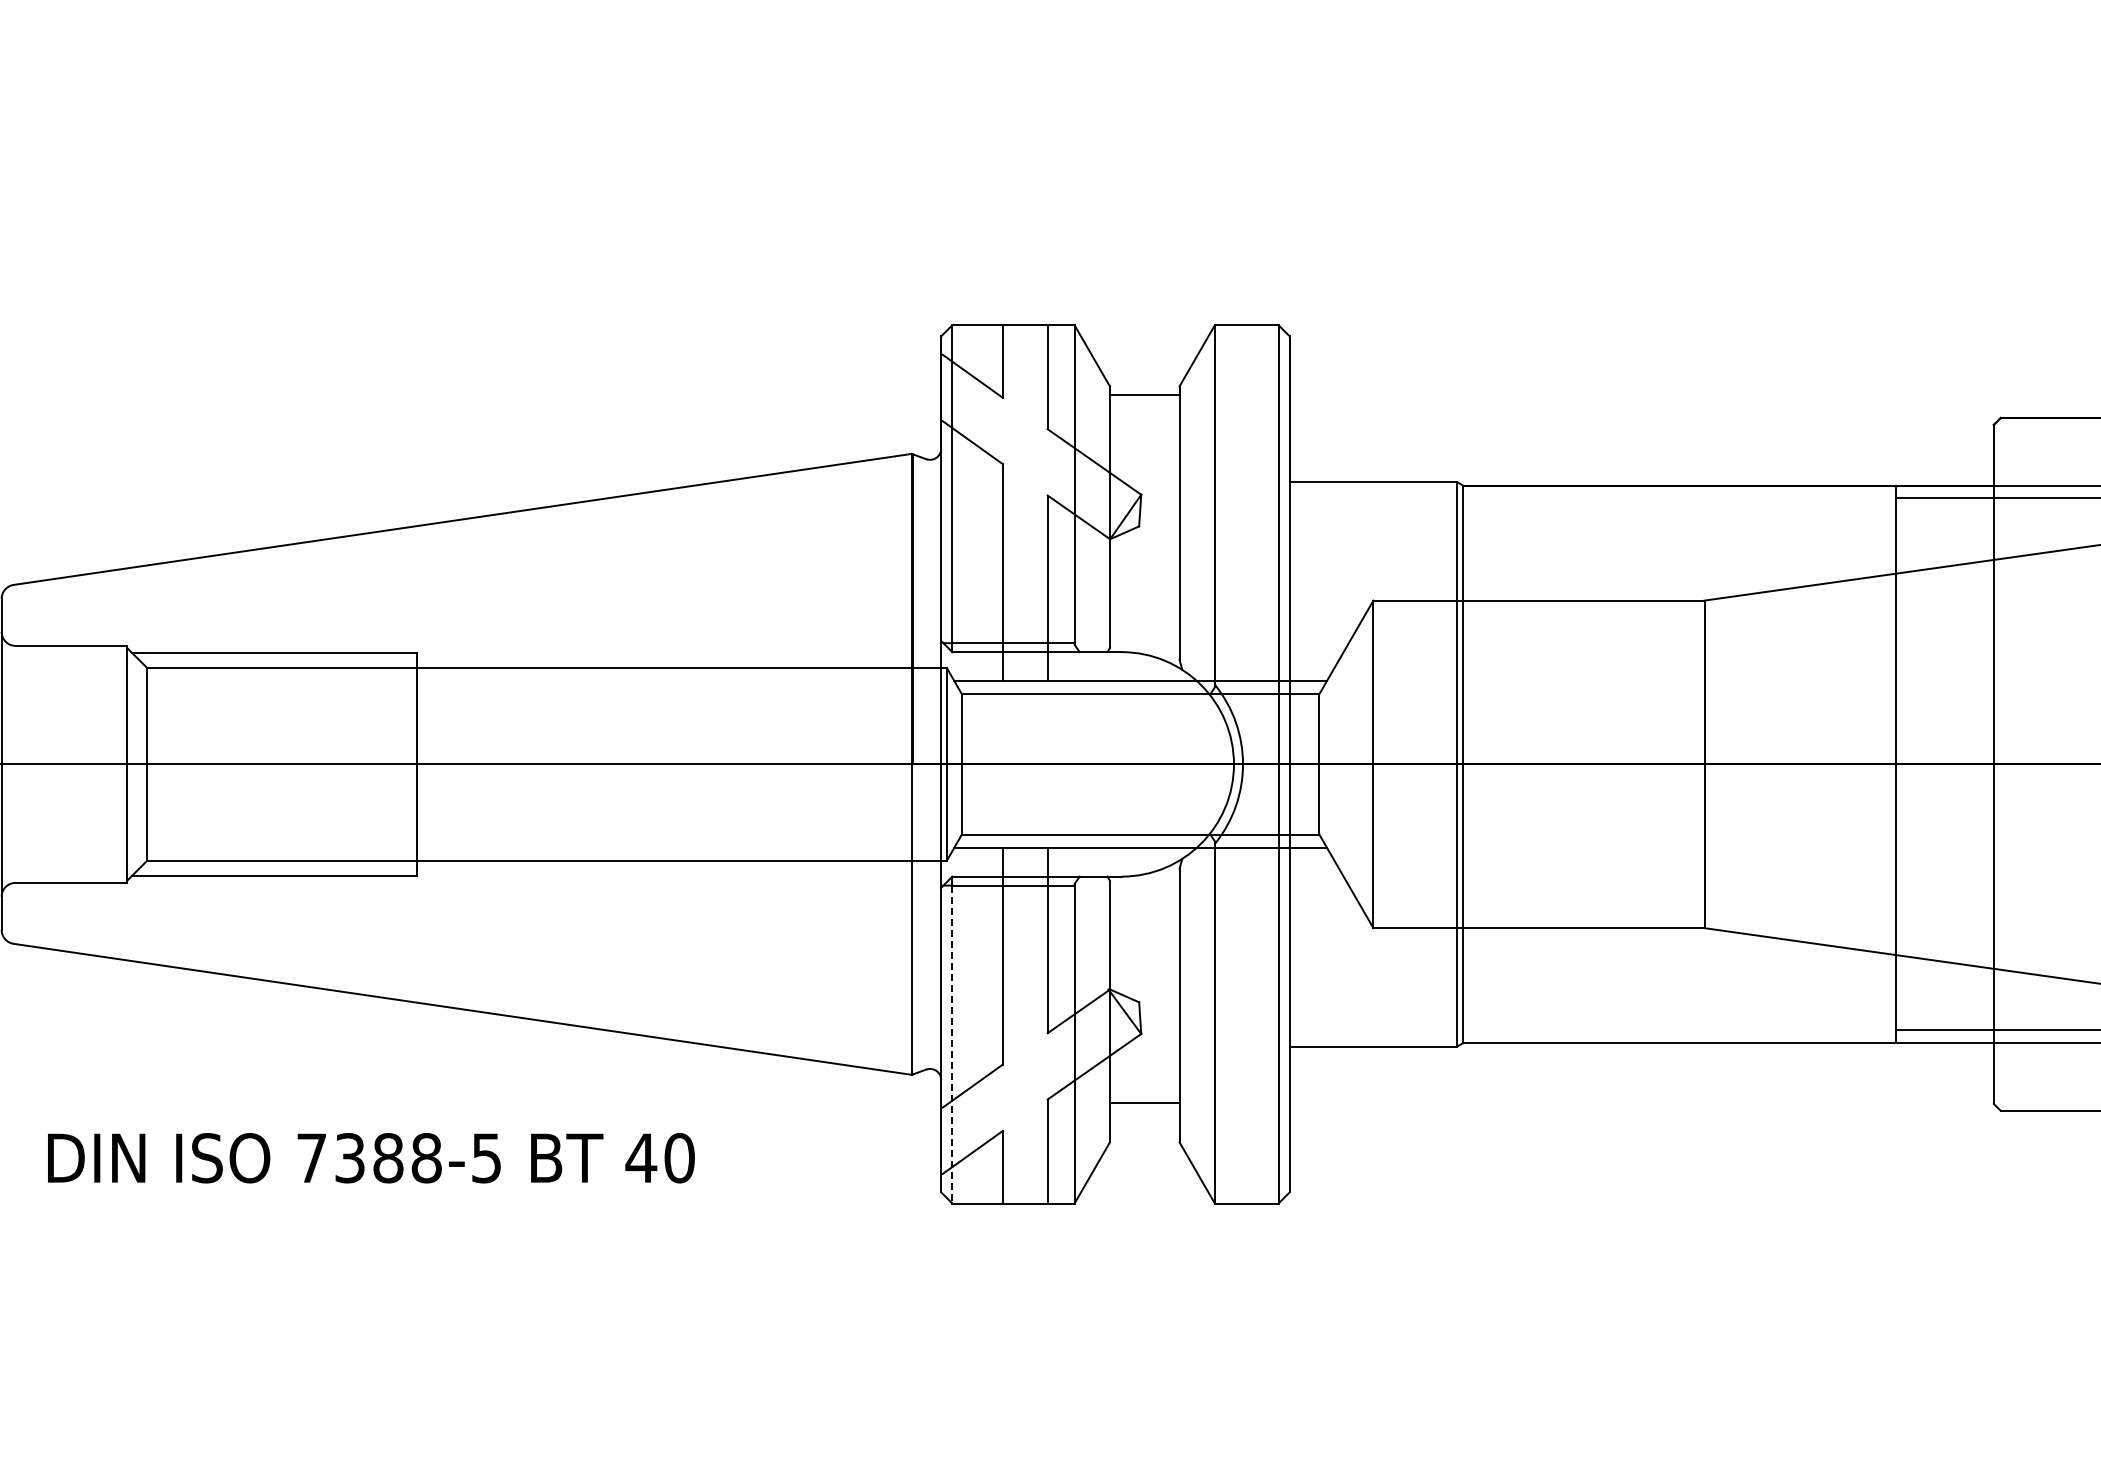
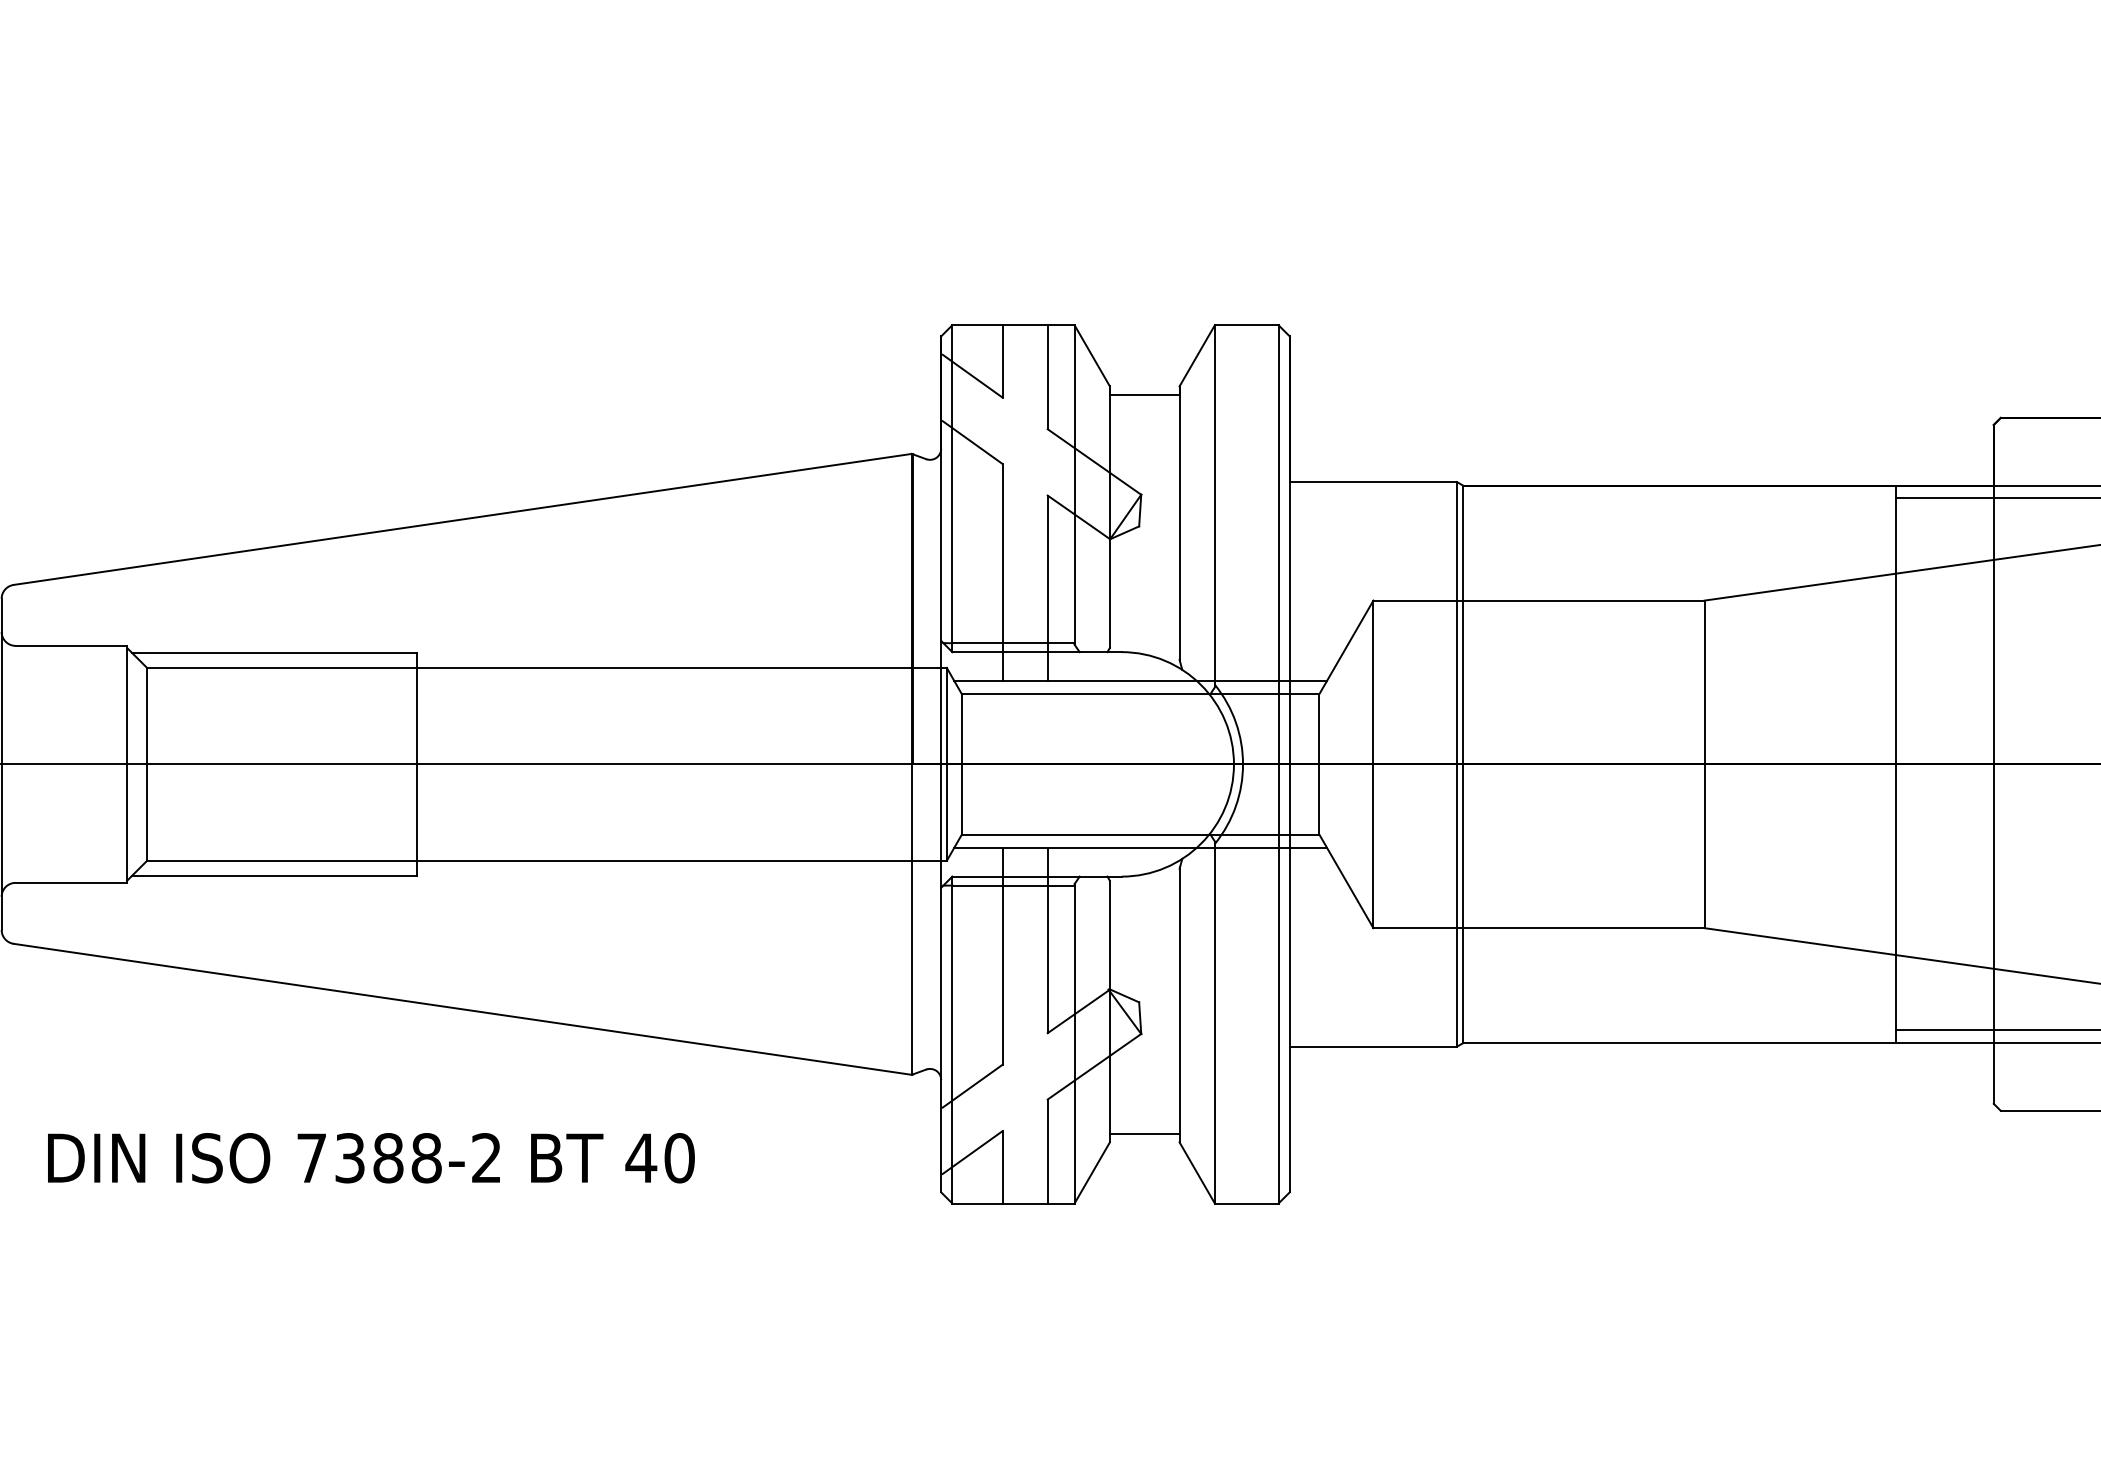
line: dashed -> solid (952, 1044)
line position: (1144, 1102) -> (1144, 1133) (1144, 1133)
text: 7388-5 -> 7388-2 (486, 1158)
